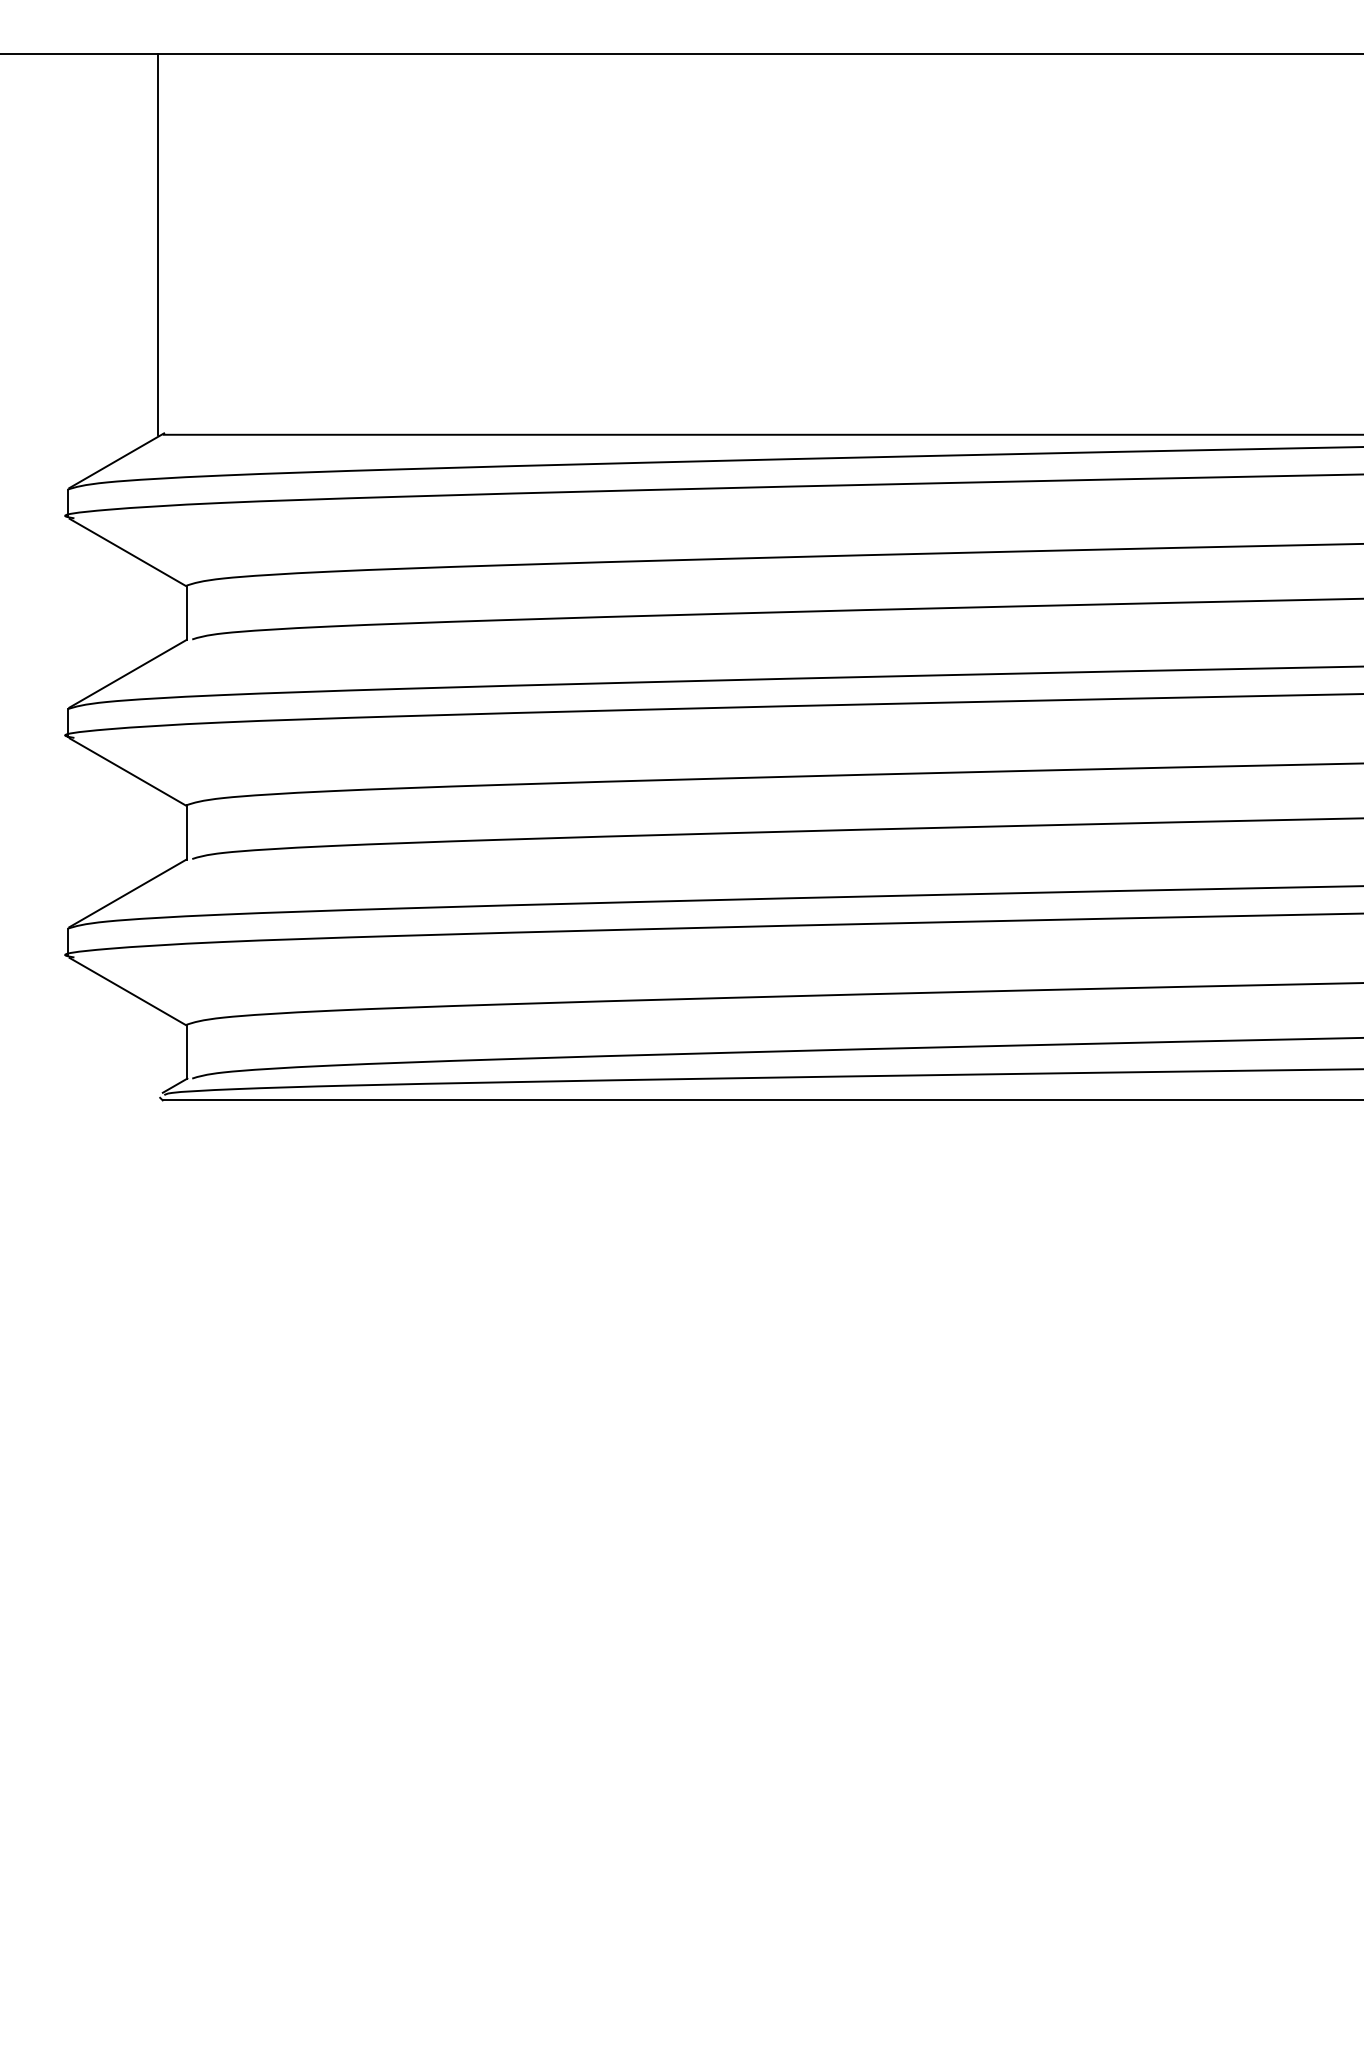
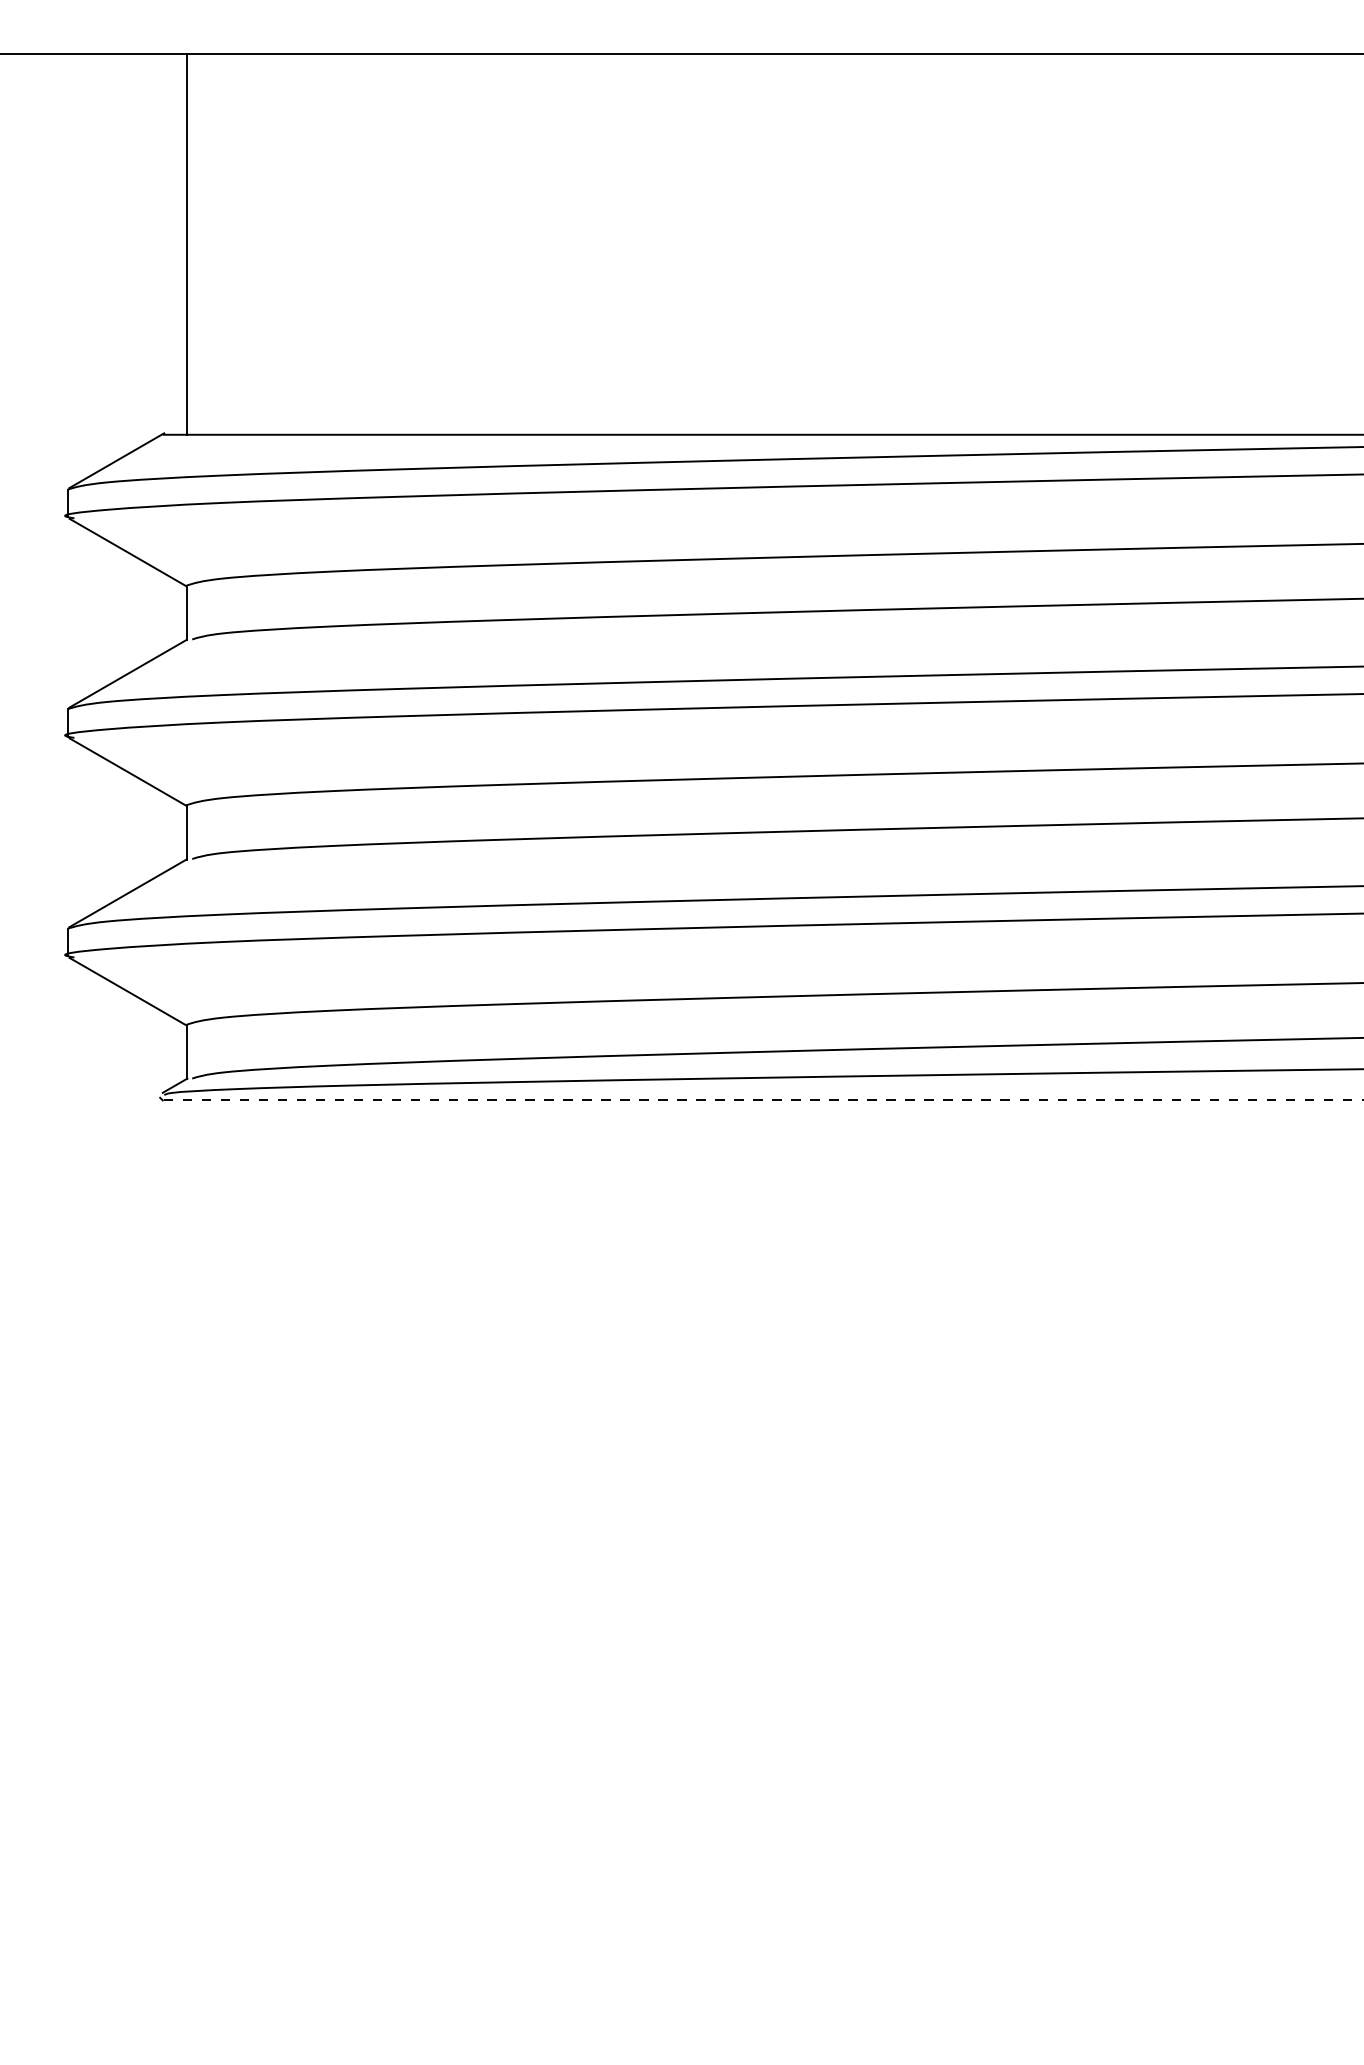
line position: (158, 244) -> (187, 244) (187, 244)
line: solid -> dashed (762, 1100)
